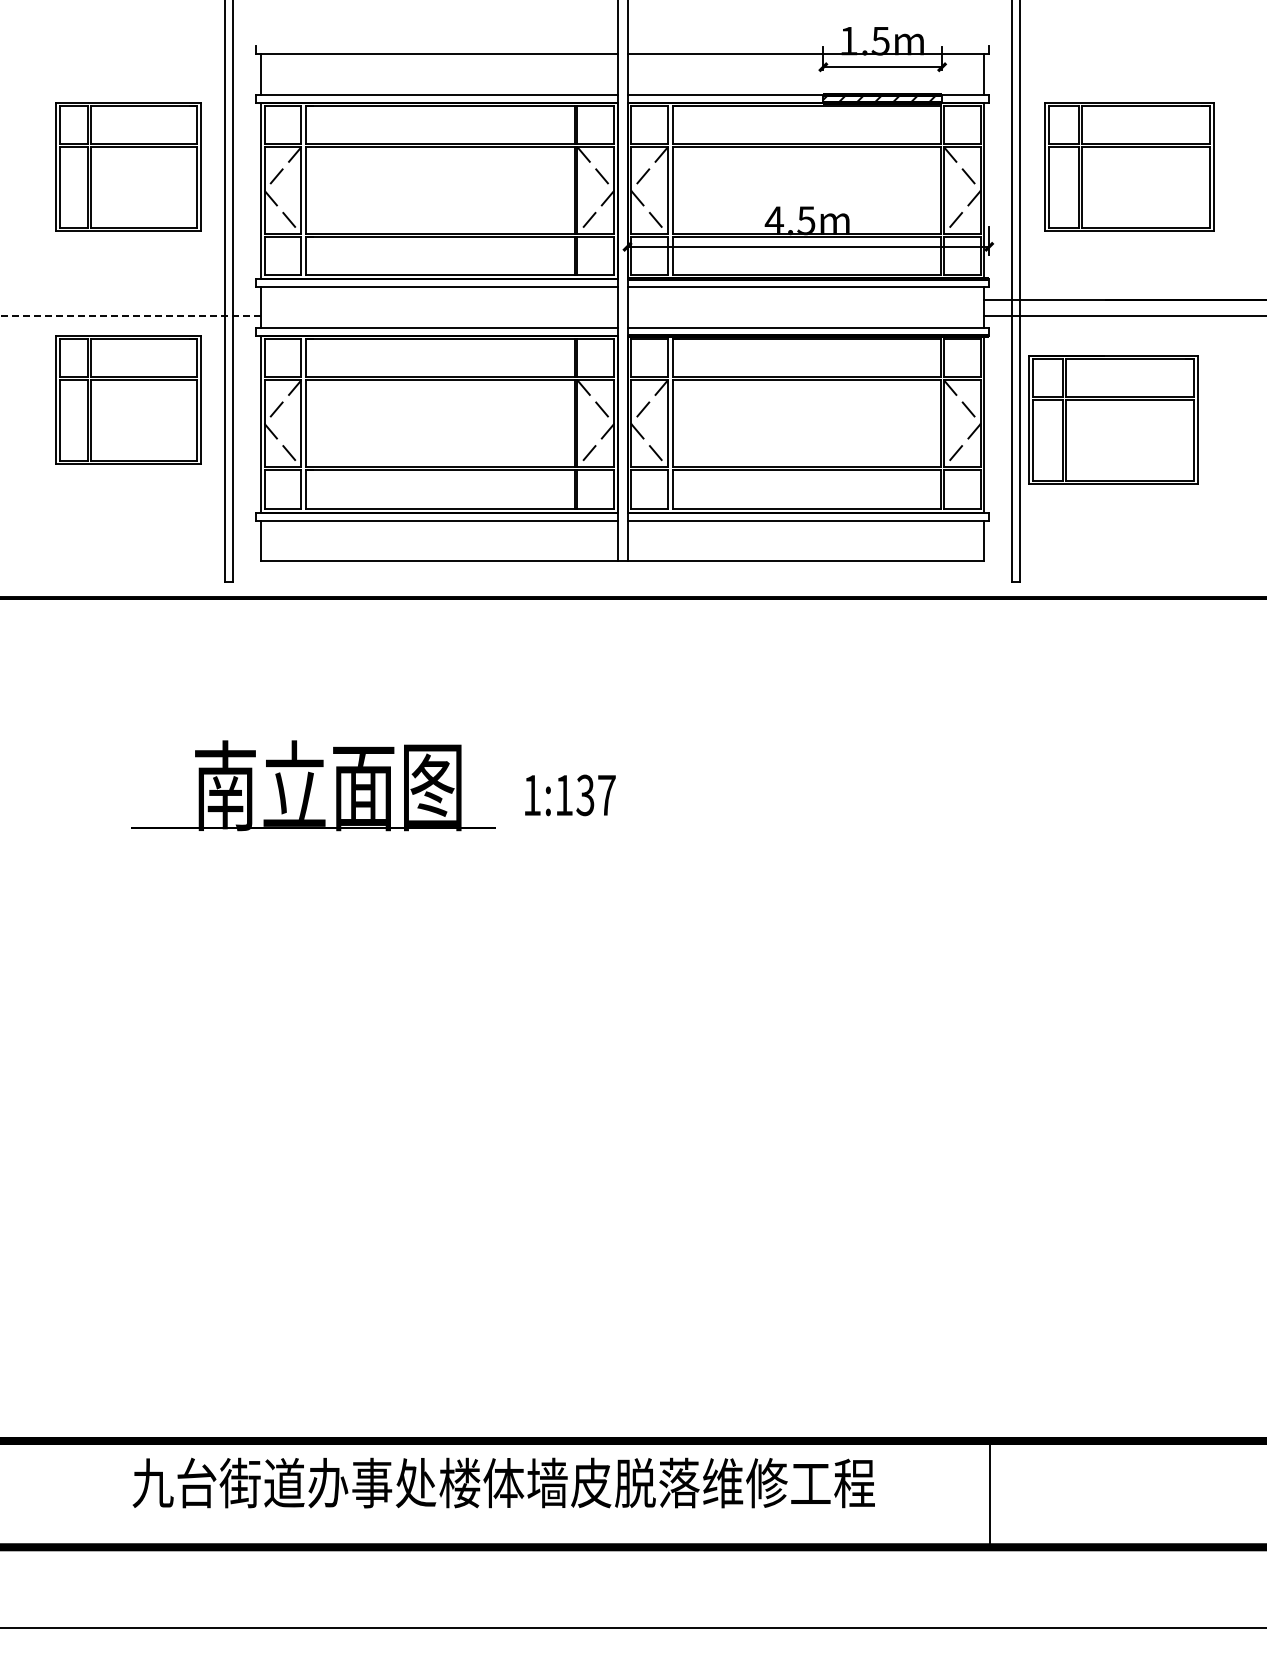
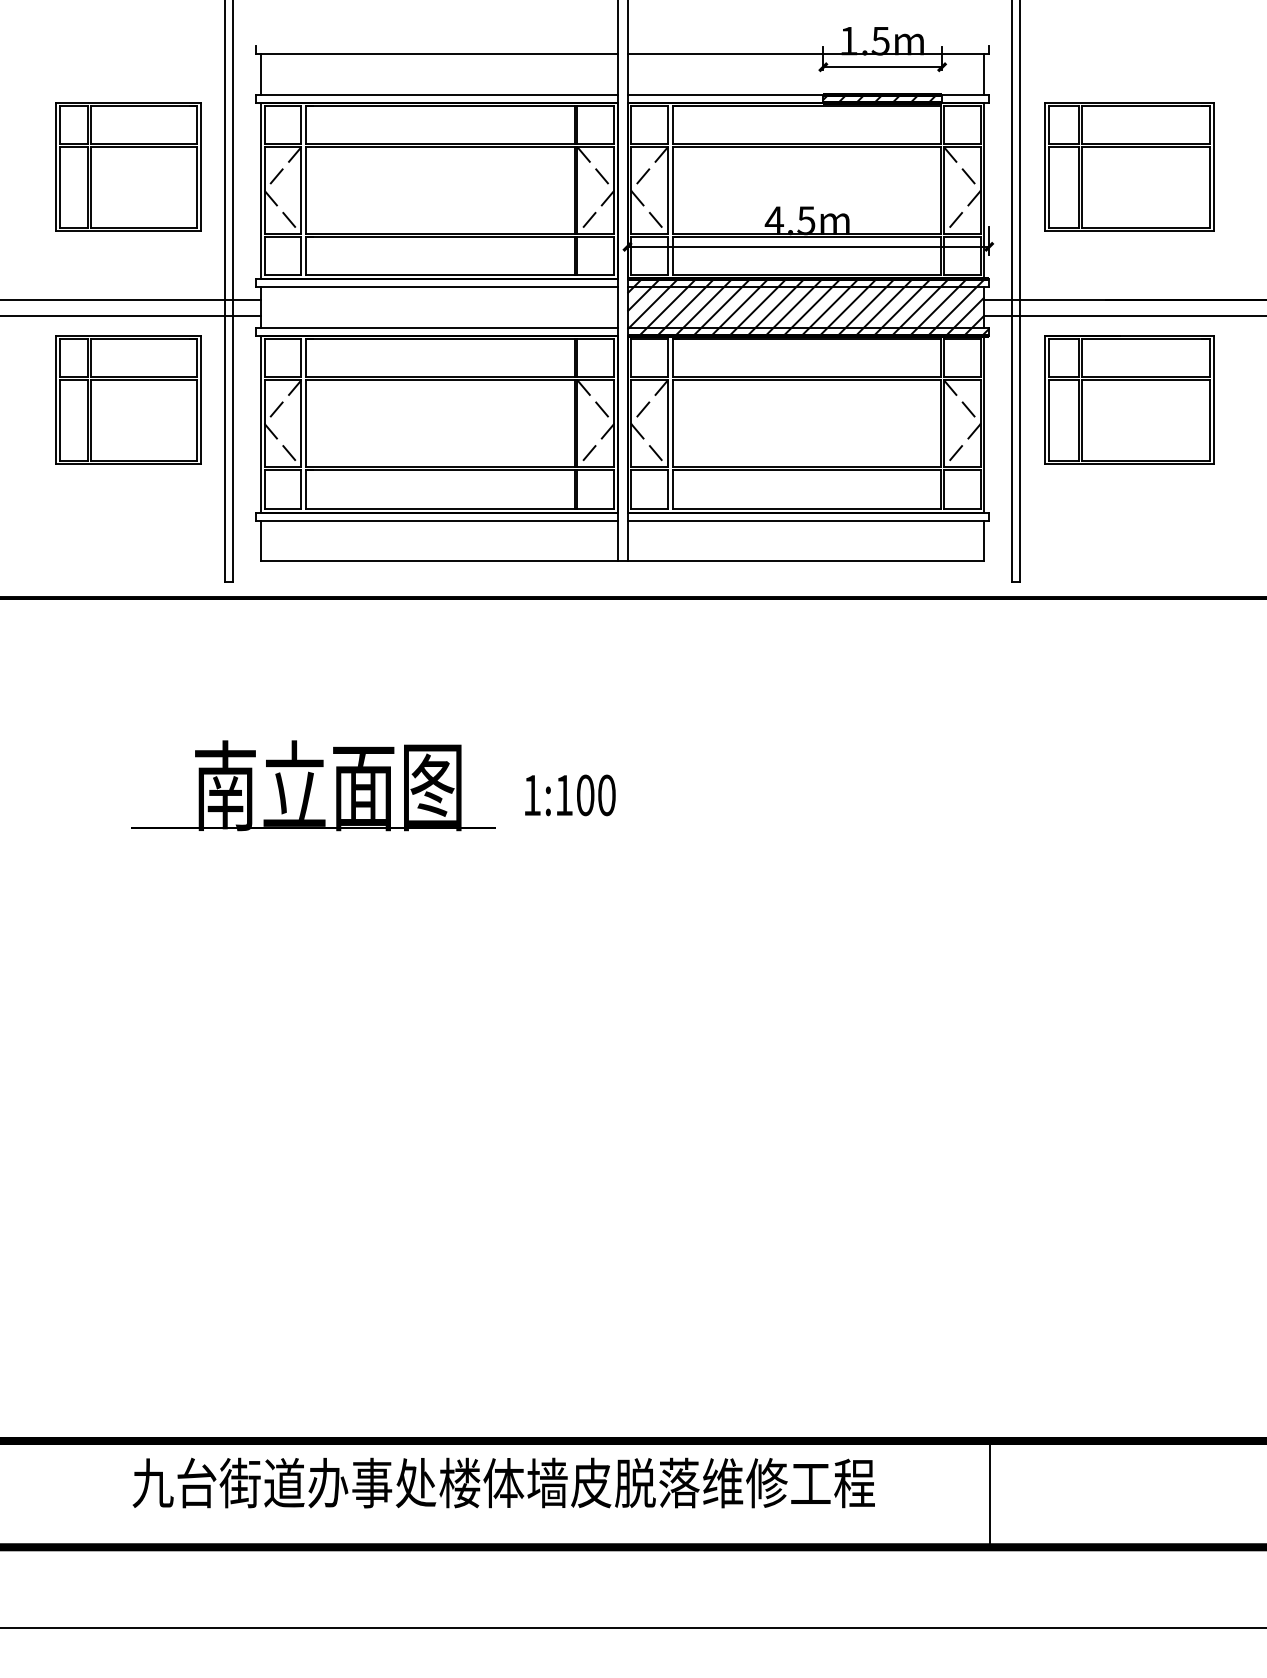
line: none -> present (131, 299)
hatch: none -> present (808, 307)
line: dashed -> solid (130, 316)
part position: (1113, 419) -> (1129, 399) (1129, 399)
text: 1:137 -> 1:100 (595, 795)
